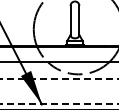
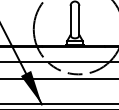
line: dashed -> solid (59, 79)
line: dashed -> solid (59, 104)
